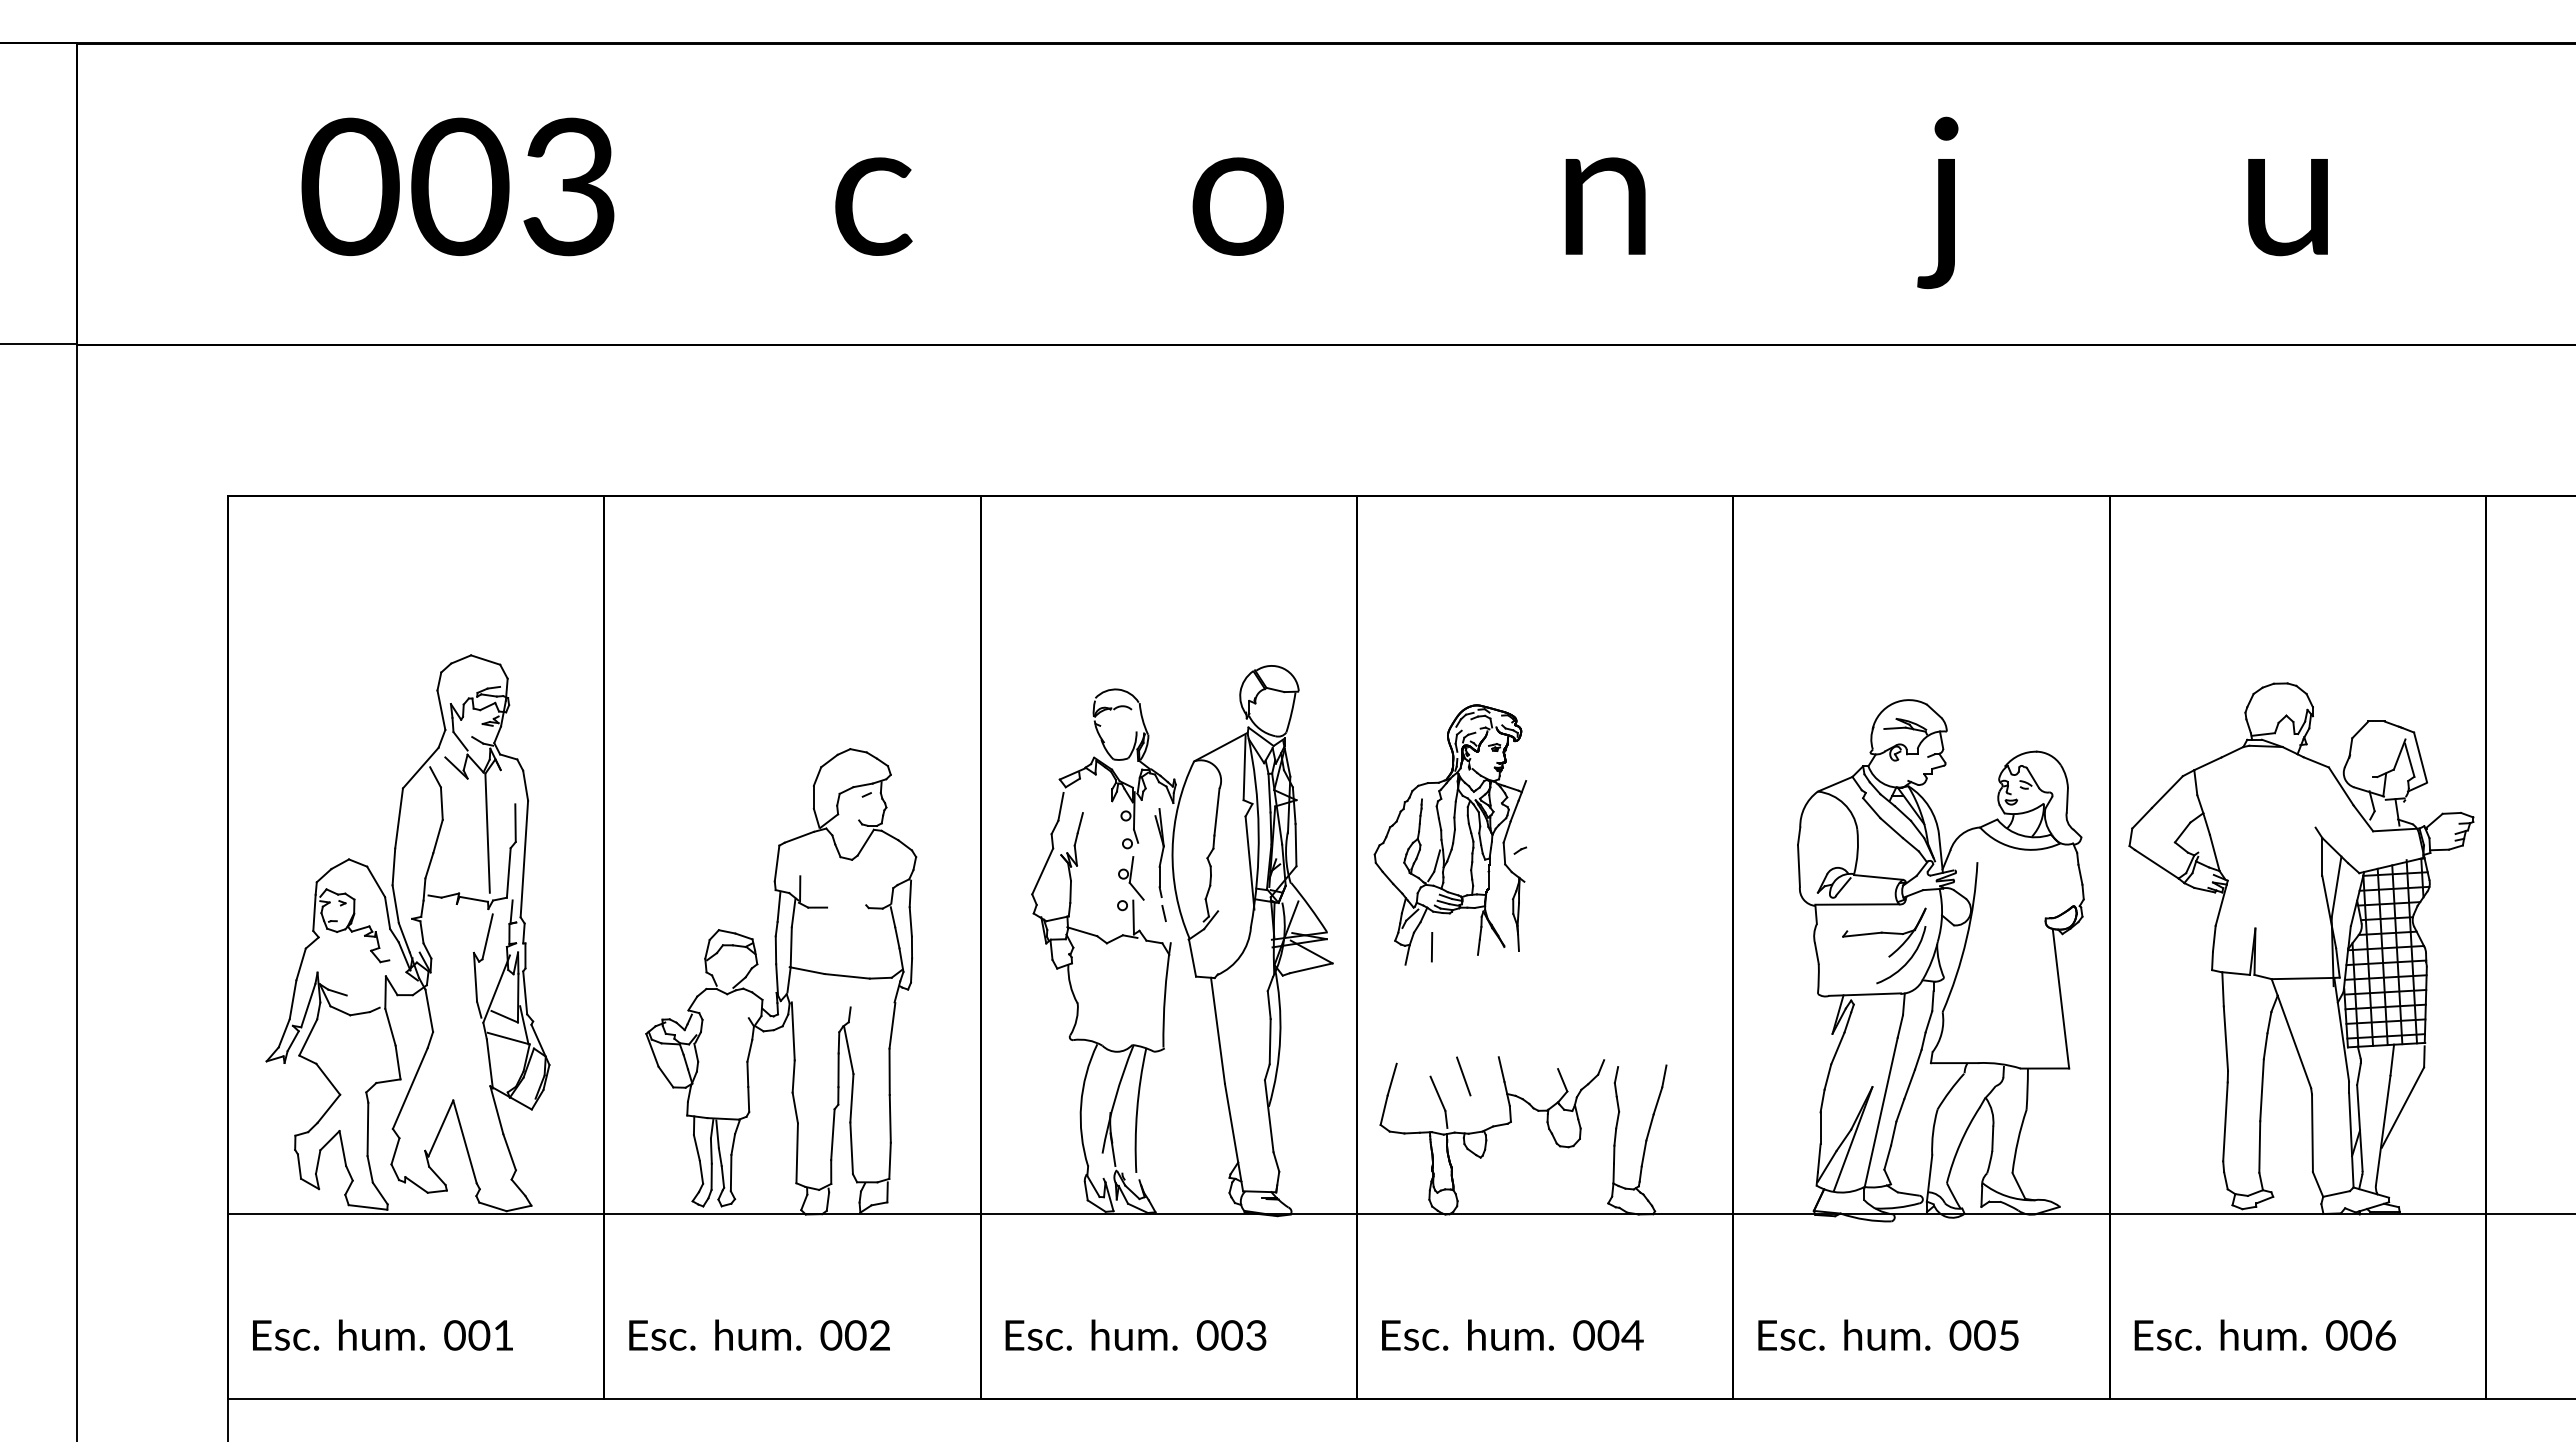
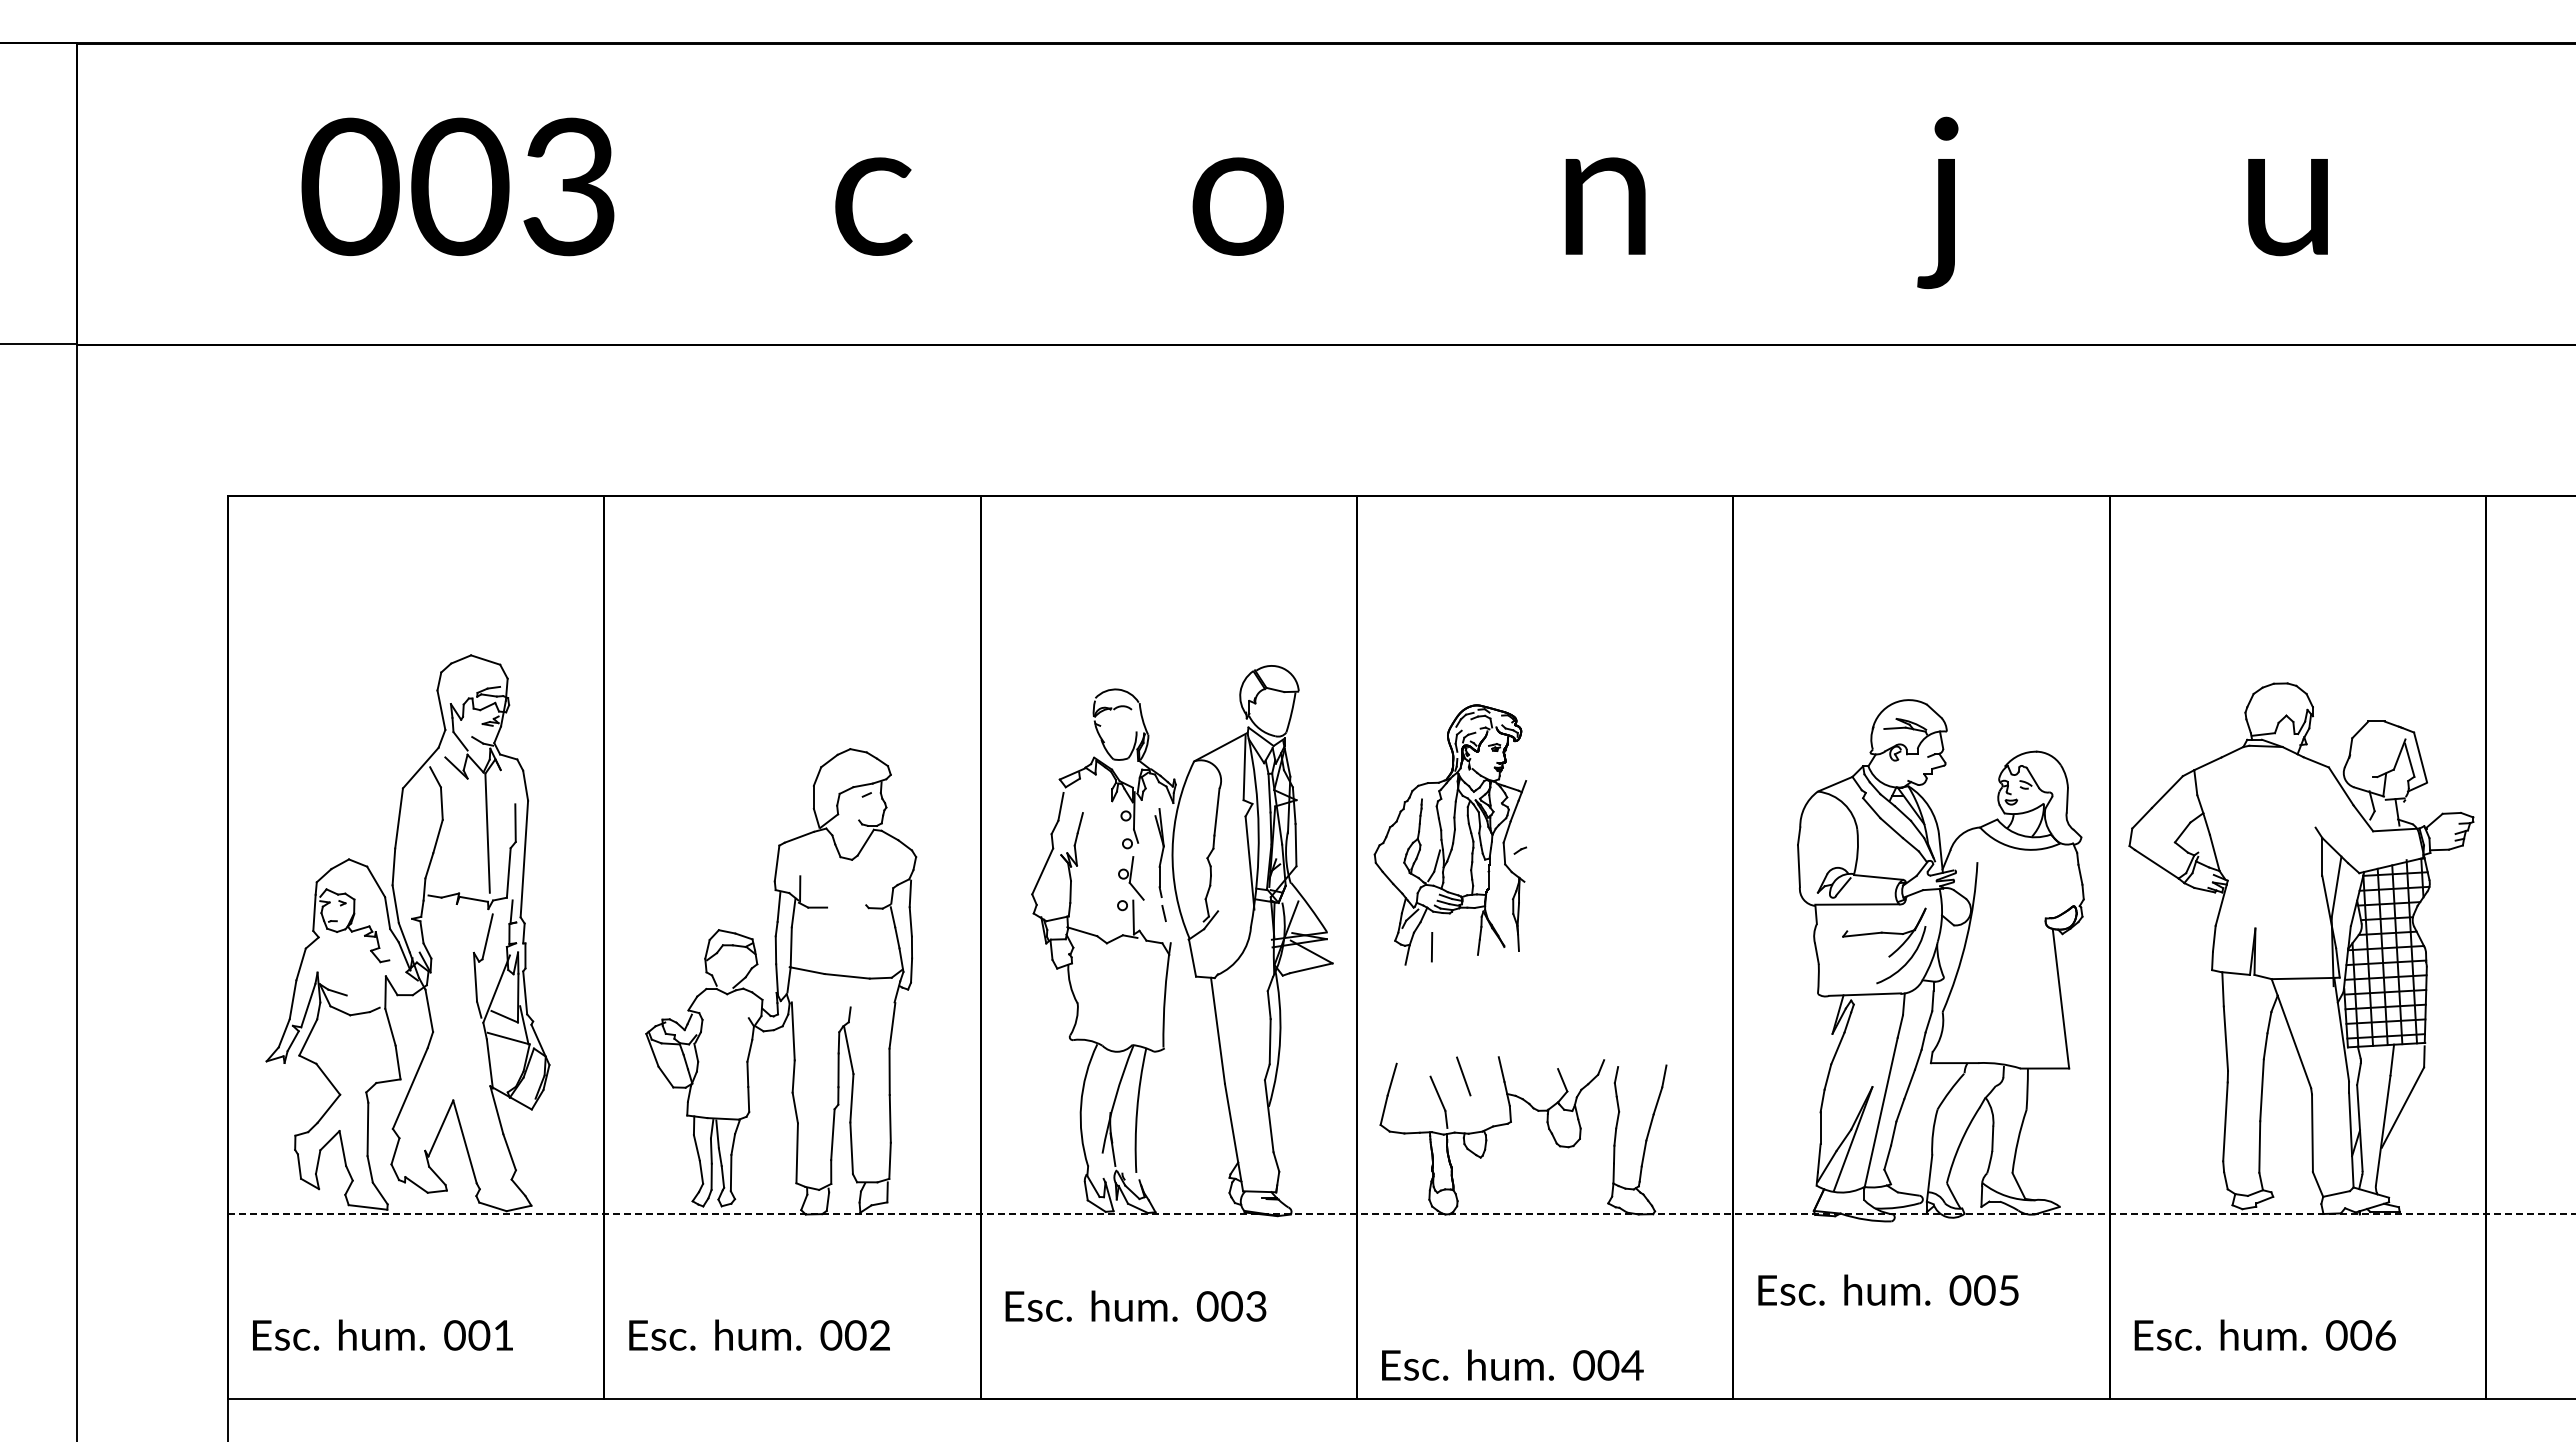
line: solid -> dashed (1401, 1214)
text position: (1135, 1334) -> (1135, 1305) (1135, 1305)
text position: (1512, 1334) -> (1512, 1364) (1512, 1364)
text position: (1888, 1334) -> (1888, 1289) (1888, 1289)
